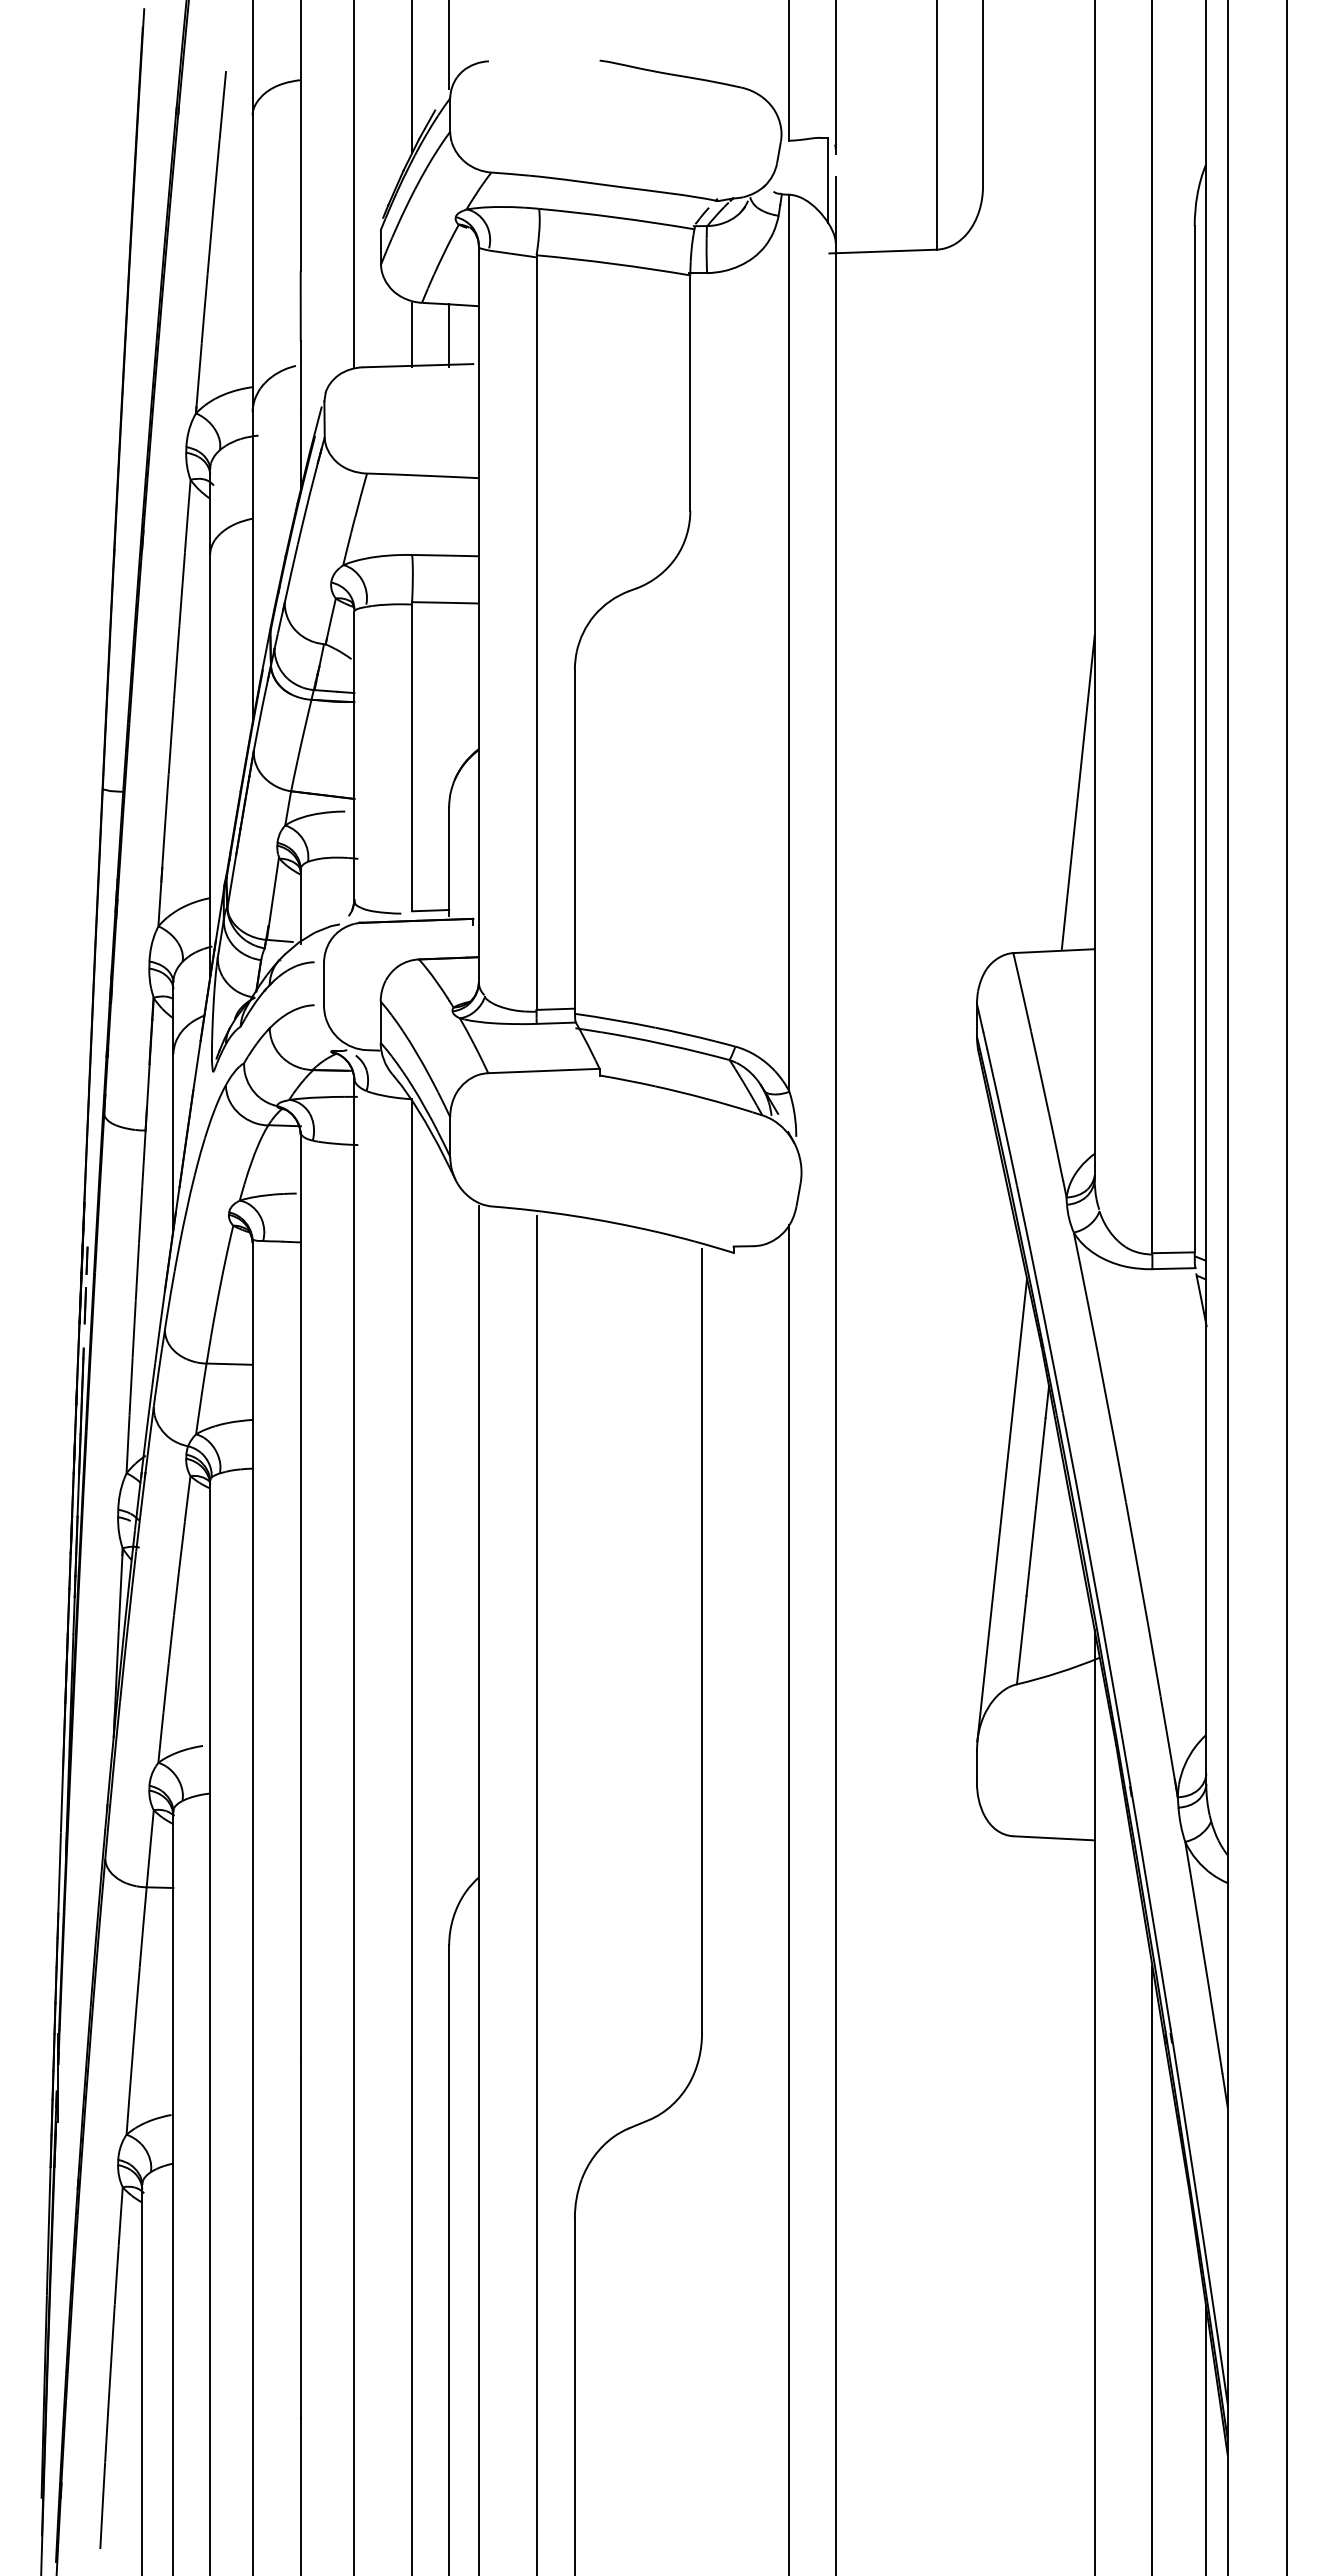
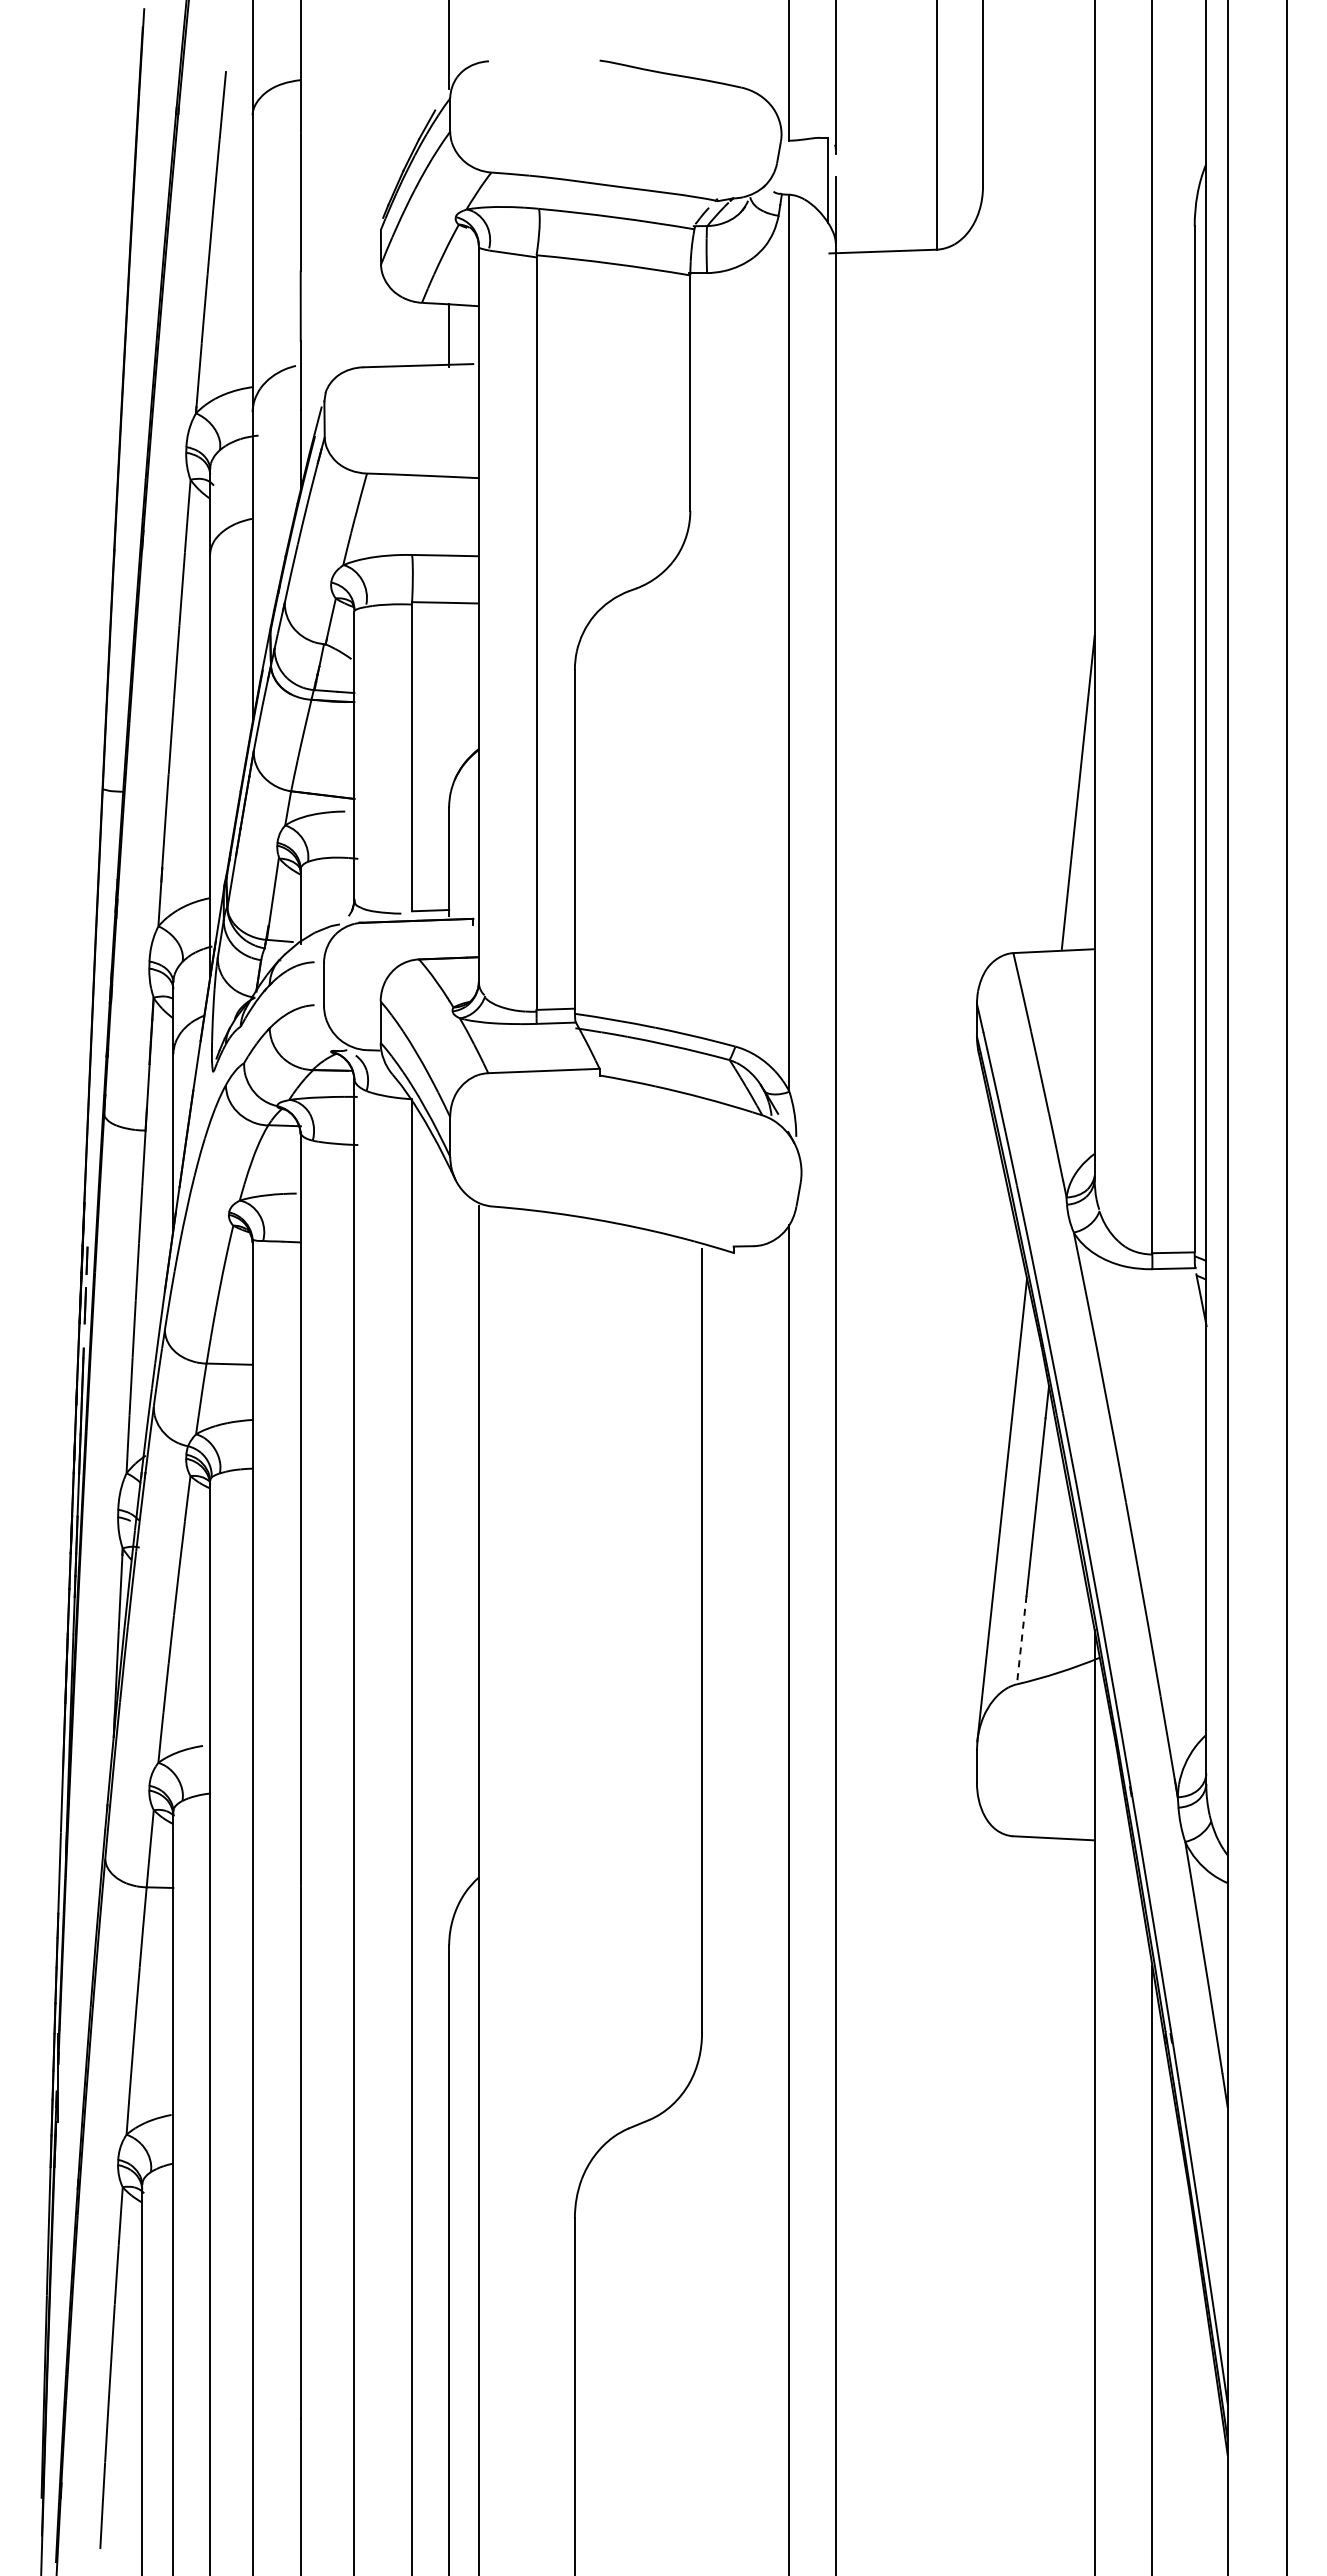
line: present -> none (412, 77)
line: present -> none (354, 184)
line: present -> none (412, 334)
line: solid -> dashed (1021, 1640)
line: present -> none (536, 1893)
line: present -> none (1206, 2439)
